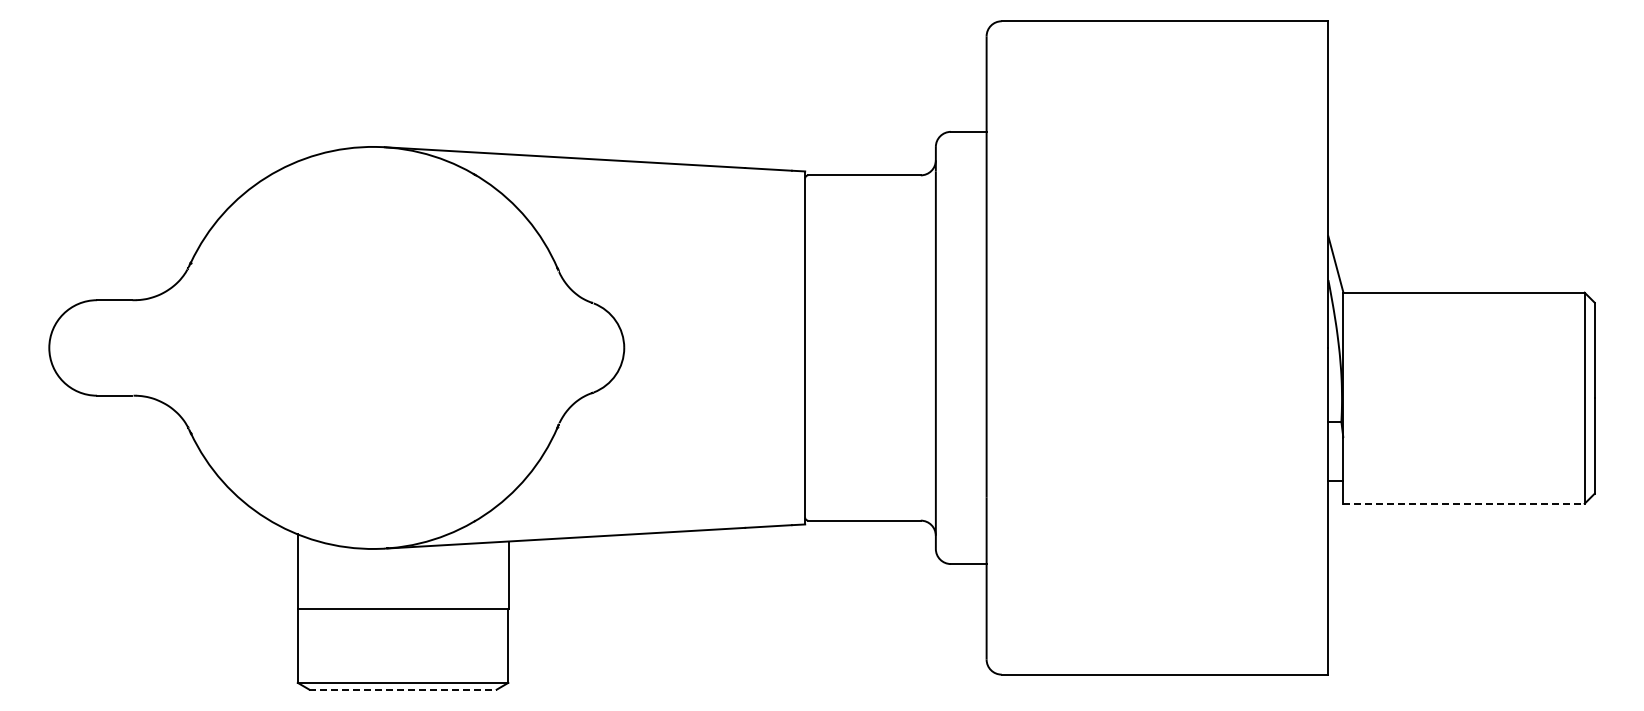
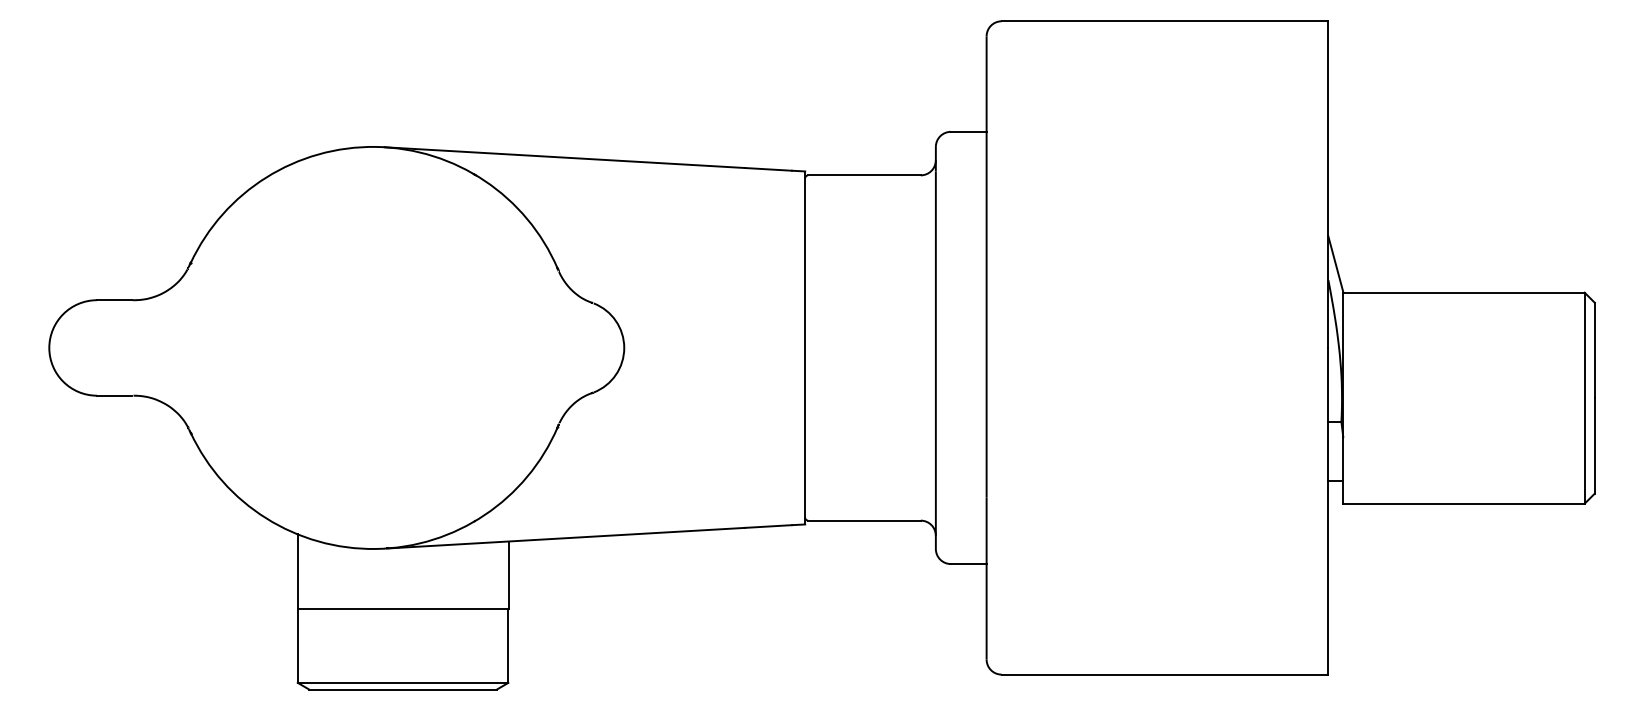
line: dashed -> solid (1464, 503)
line: dashed -> solid (403, 689)
